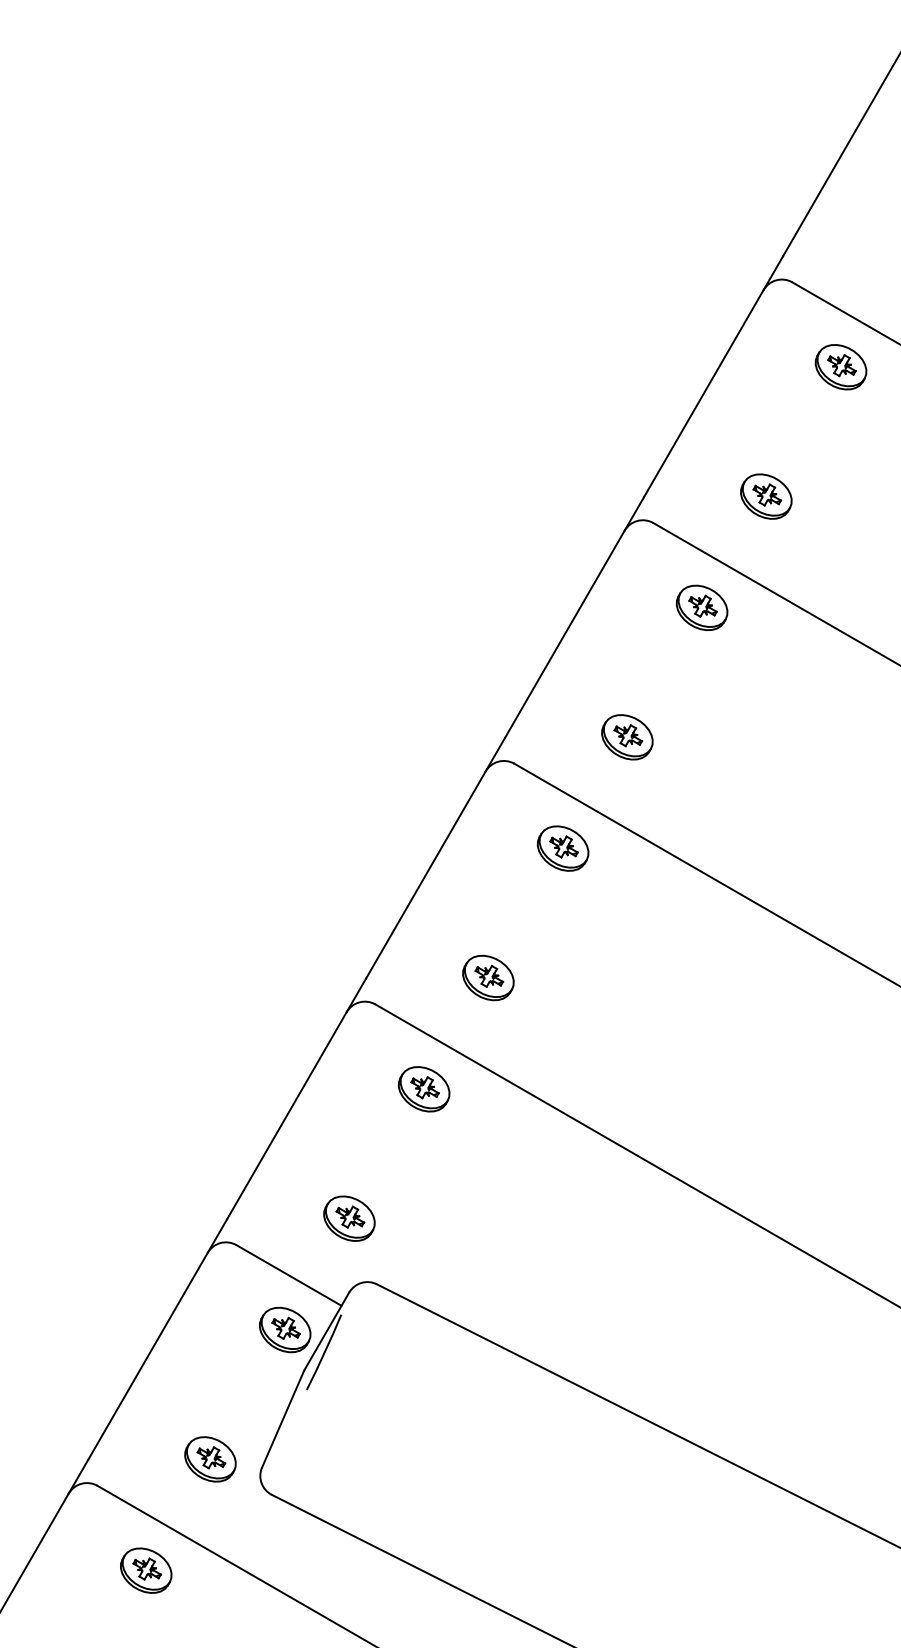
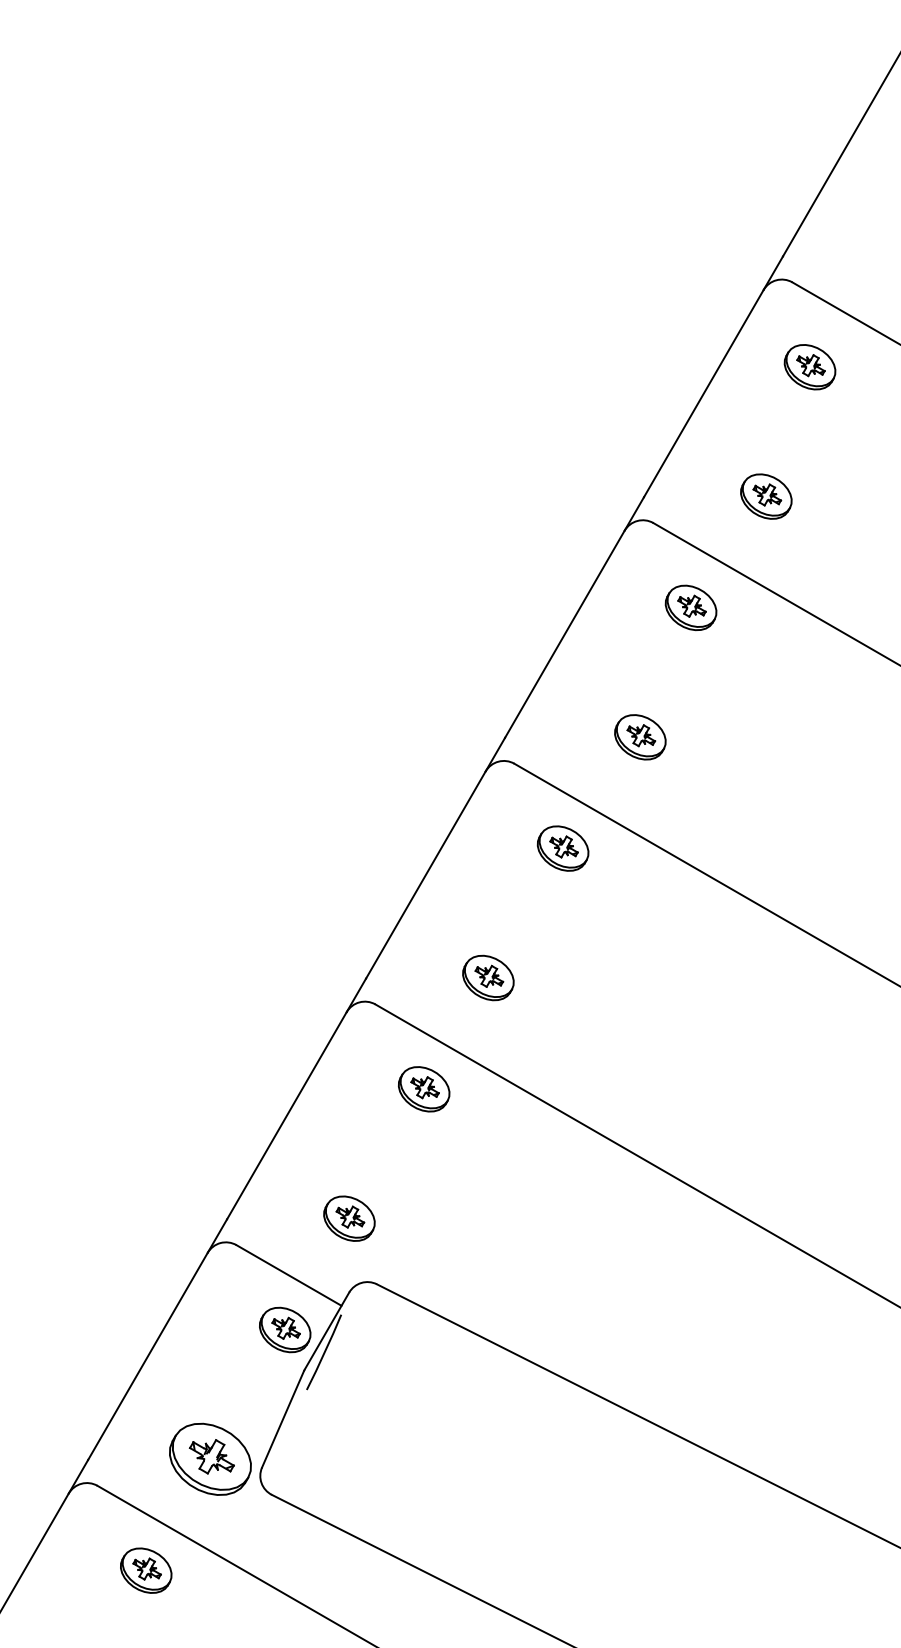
part position: (840, 367) -> (809, 367) (809, 367)
part position: (701, 607) -> (690, 607) (690, 607)
part position: (627, 737) -> (640, 737) (640, 737)
part size: 53x47 px -> 83x74 px (210, 1458)
